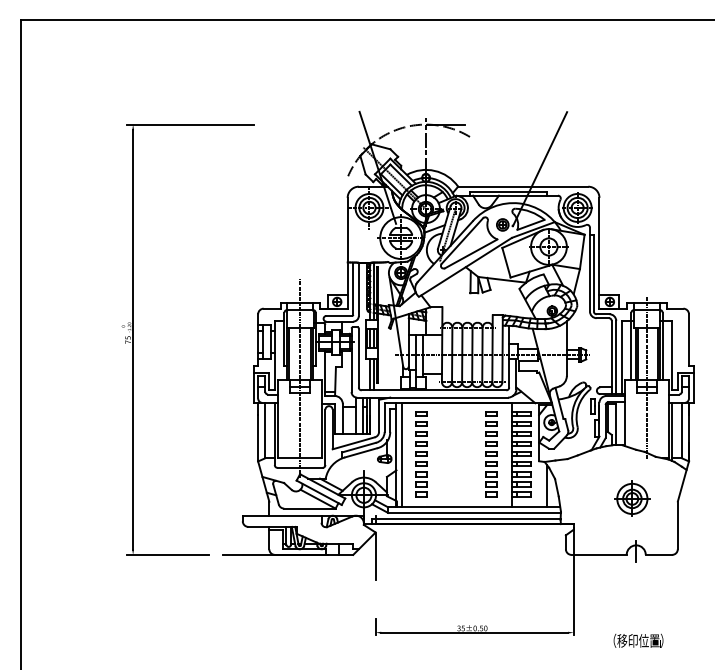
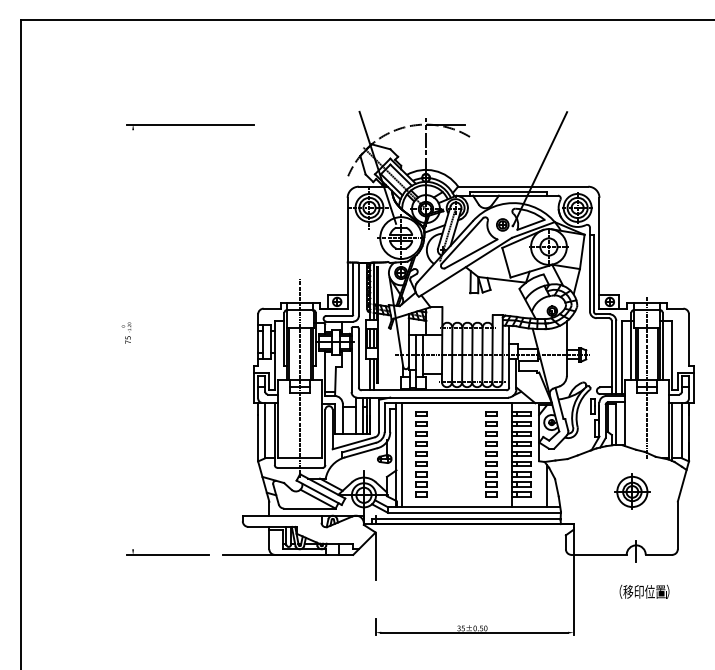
line: present -> none (133, 339)
part position: (632, 498) -> (632, 491) (632, 491)
text position: (638, 640) -> (644, 591) (644, 591)
